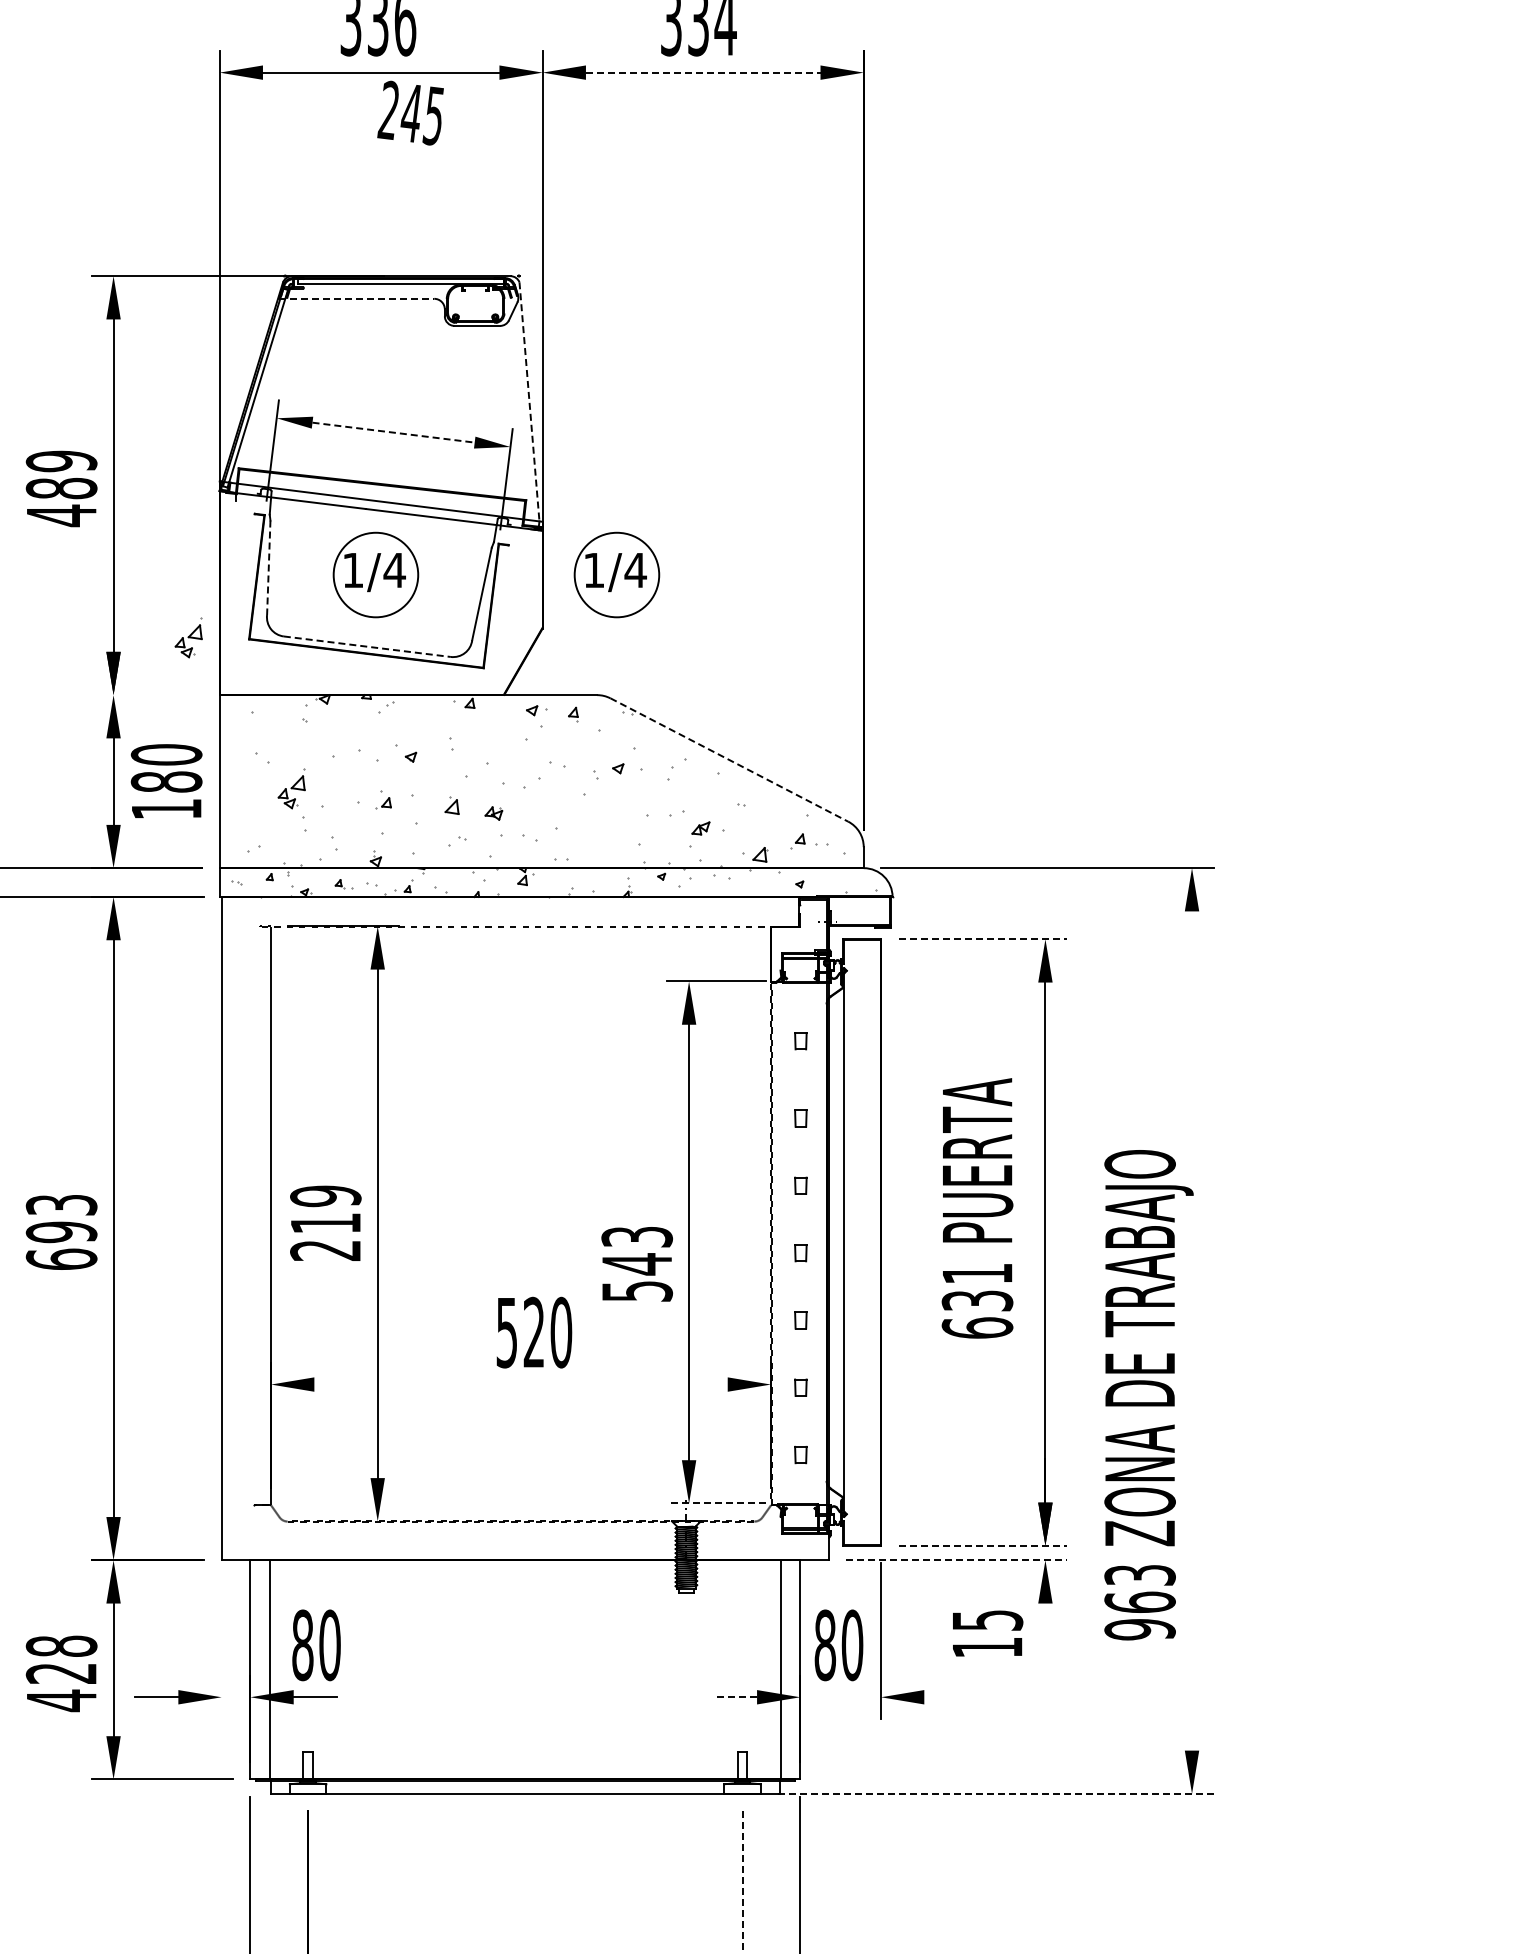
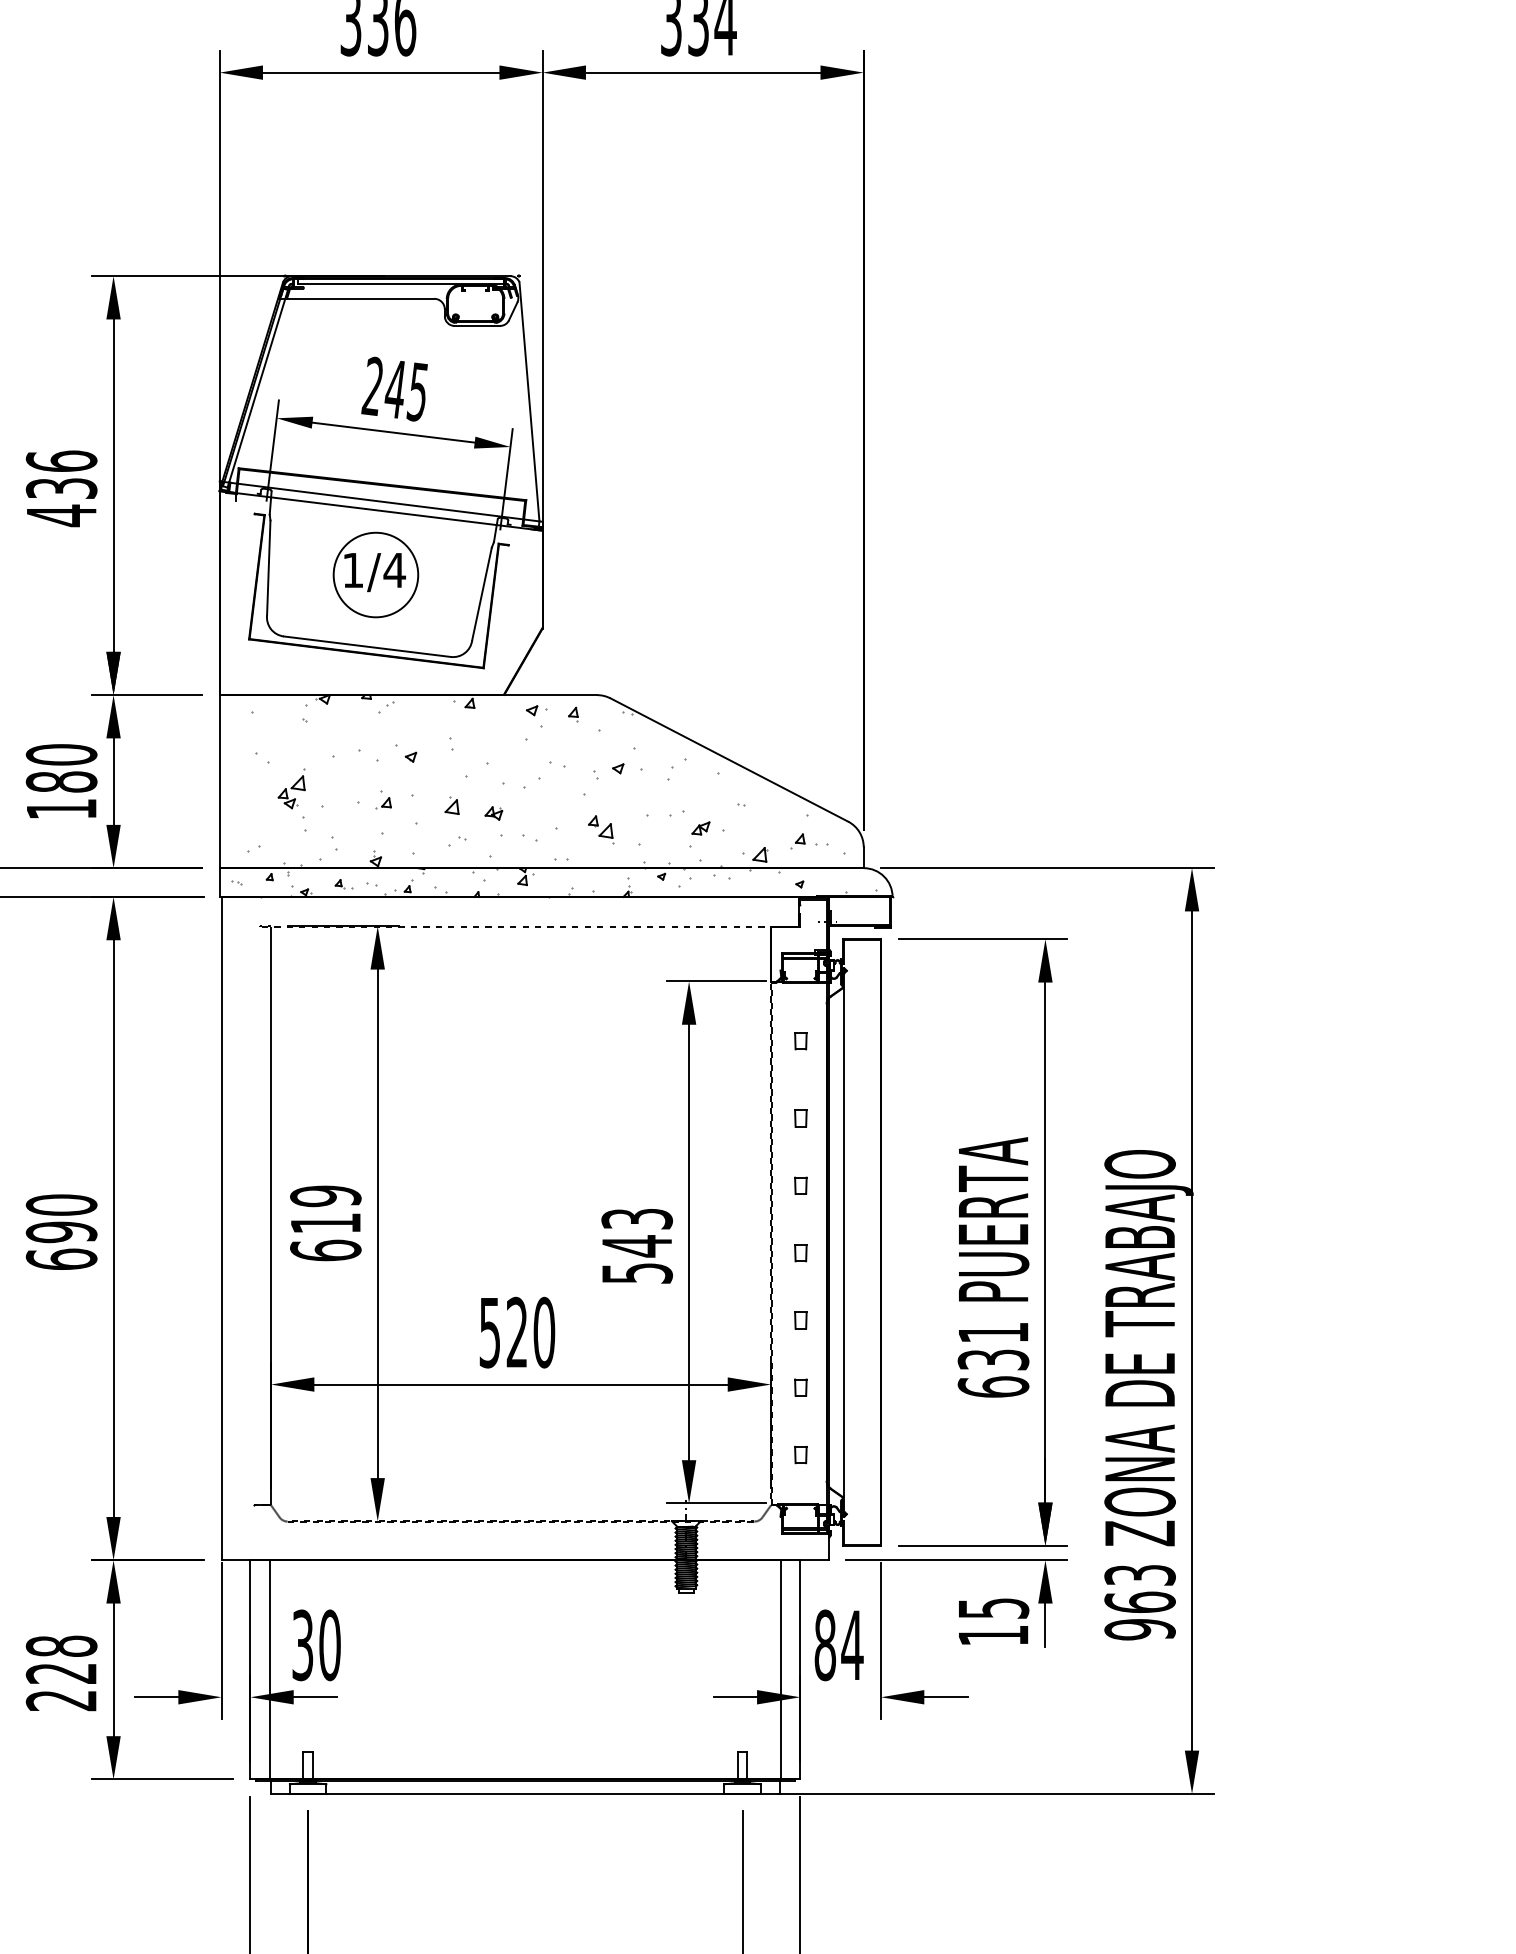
line: dashed -> solid (703, 72)
text position: (410, 112) -> (394, 388) (394, 388)
line: dashed -> solid (356, 298)
line: dashed -> solid (529, 401)
line: dashed -> solid (393, 432)
text: 489 -> 436 (61, 474)
line: dashed -> solid (268, 568)
part: present -> none (616, 574)
part: present -> none (188, 637)
line: dashed -> solid (367, 646)
line: none -> present (146, 695)
line: dashed -> solid (729, 759)
text position: (166, 780) -> (61, 780) (61, 780)
part: none -> present (601, 829)
line: dashed -> solid (983, 939)
text: 693 -> 690 (61, 1204)
text position: (977, 1208) -> (993, 1267) (993, 1267)
text: 219 -> 619 (325, 1250)
text position: (636, 1264) -> (636, 1246) (636, 1246)
line: none -> present (1192, 1330)
text position: (534, 1332) -> (517, 1332) (517, 1332)
line: none -> present (520, 1384)
line: dashed -> solid (716, 1503)
line: dashed -> solid (983, 1545)
line: dashed -> solid (957, 1560)
line: none -> present (1045, 1624)
text position: (988, 1633) -> (994, 1621) (994, 1621)
line: none -> present (221, 1640)
text: 80 -> 30 (302, 1645)
text: 80 -> 84 (852, 1645)
line: dashed -> solid (735, 1697)
line: none -> present (945, 1697)
text: 428 -> 228 (60, 1700)
line: dashed -> solid (995, 1793)
line: dashed -> solid (742, 1882)
